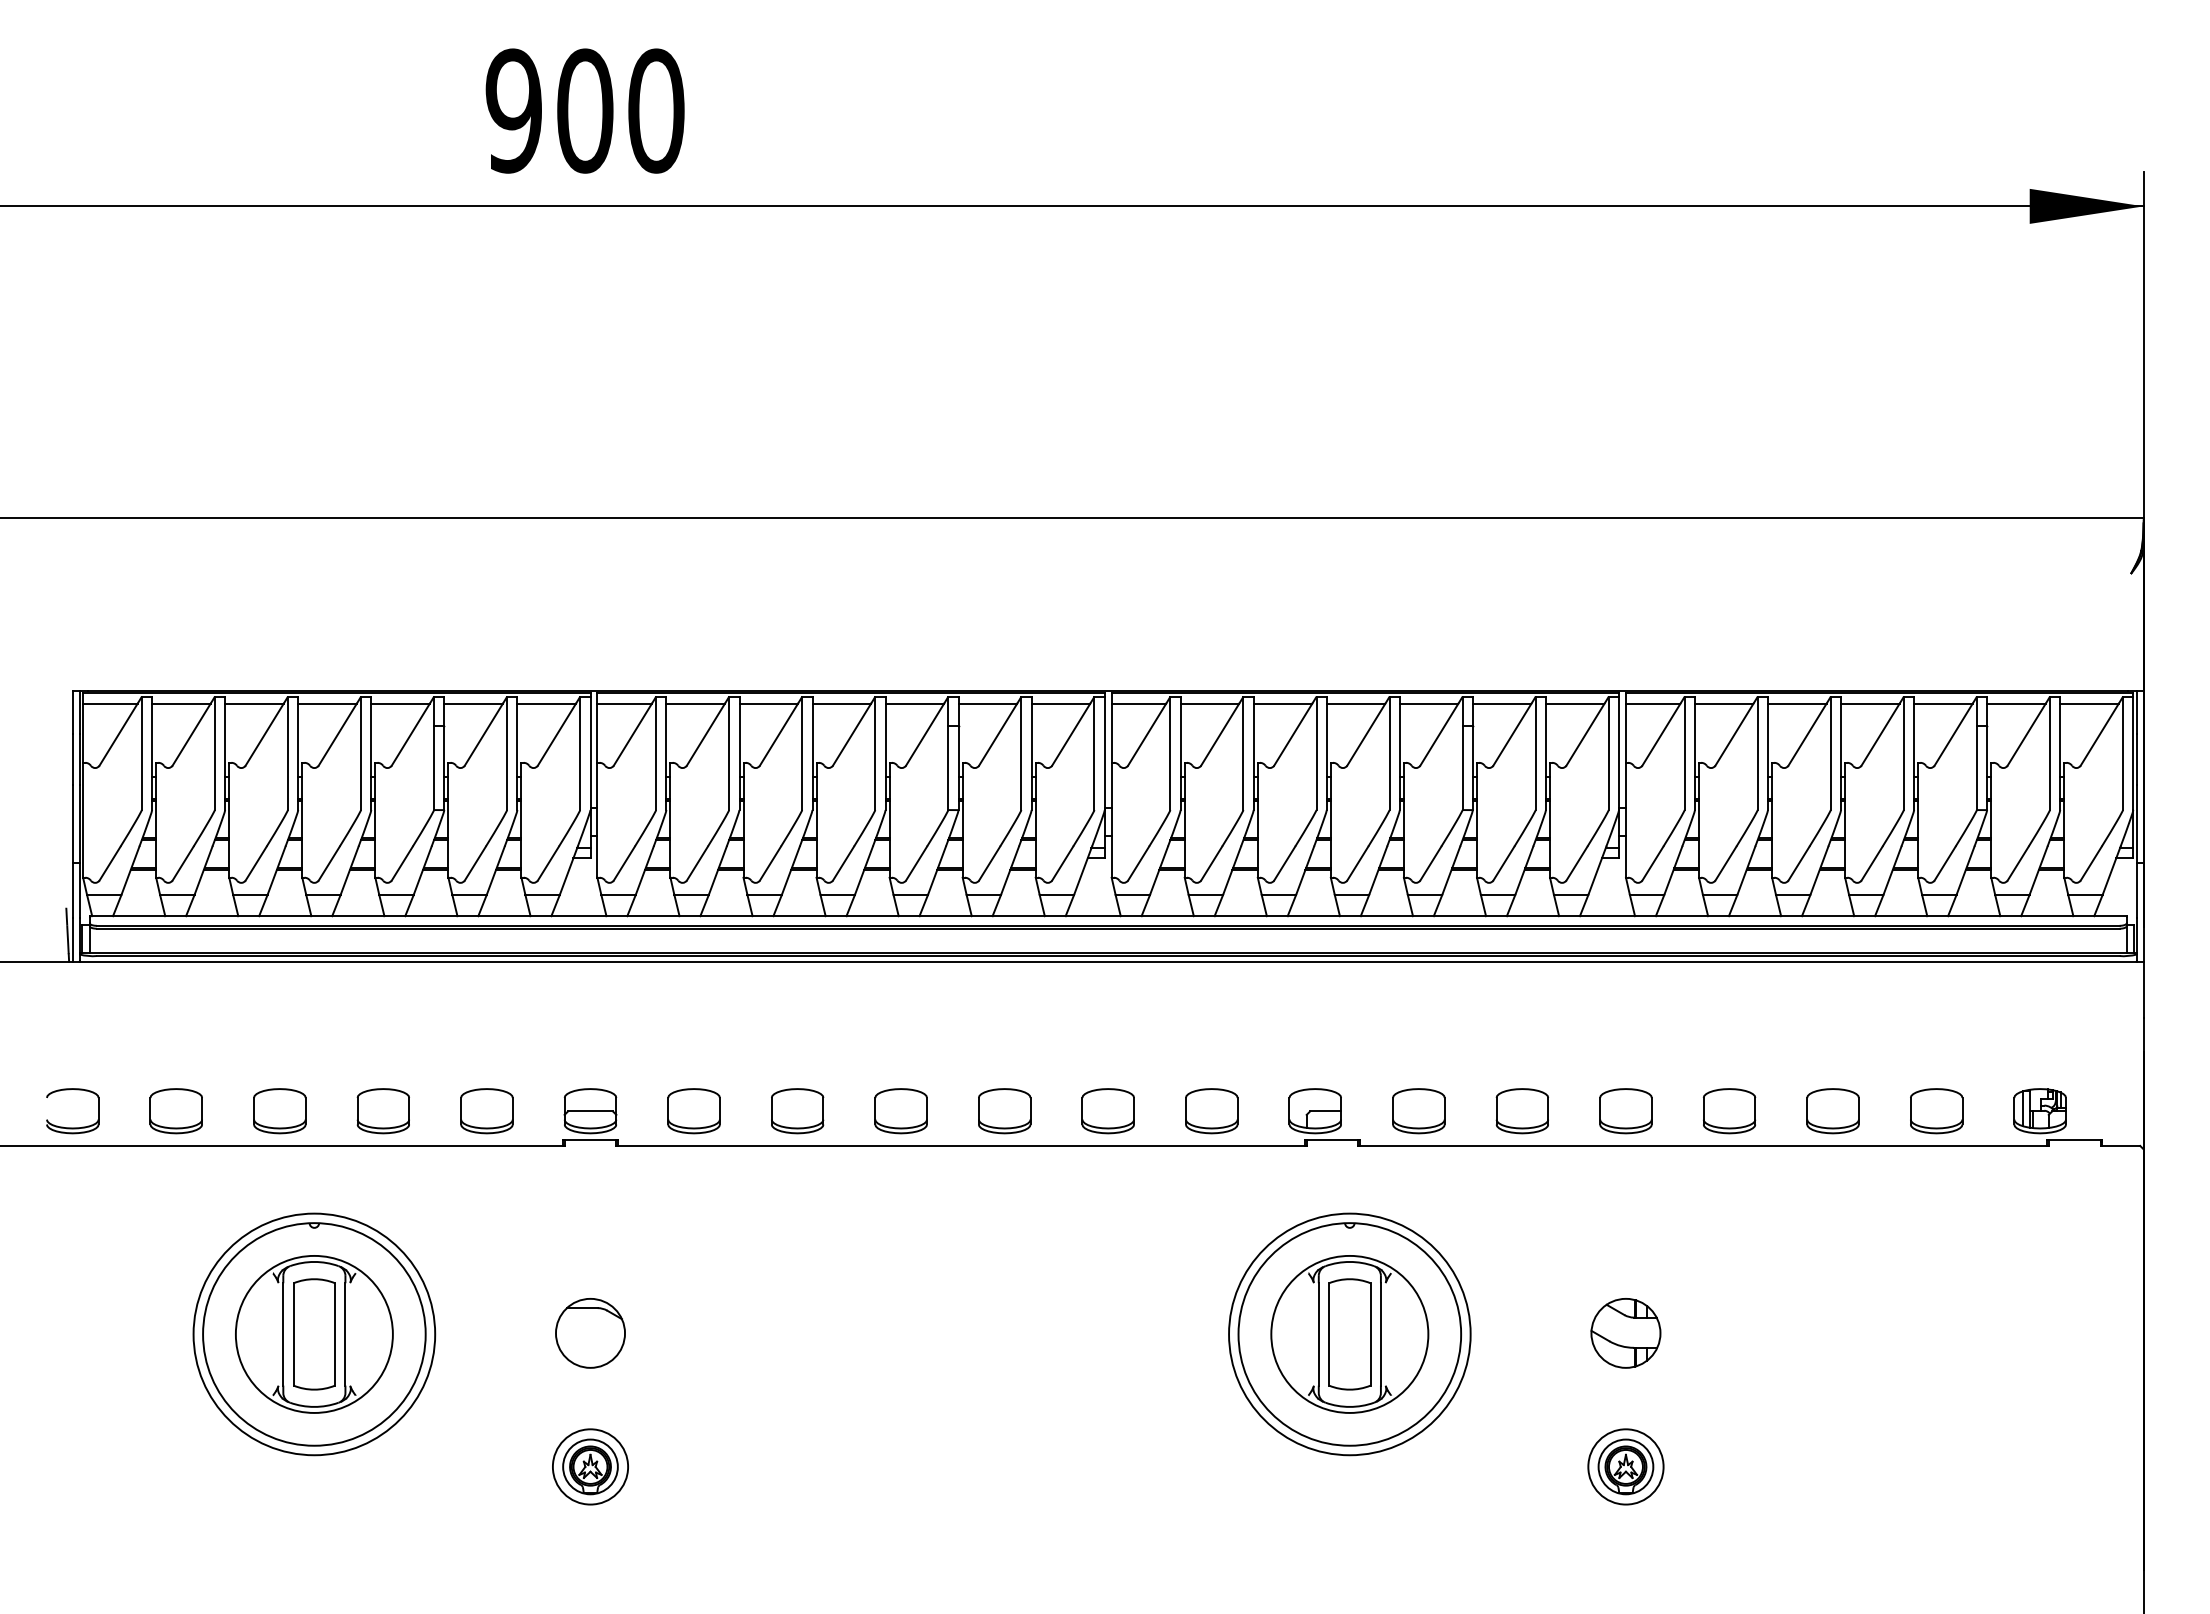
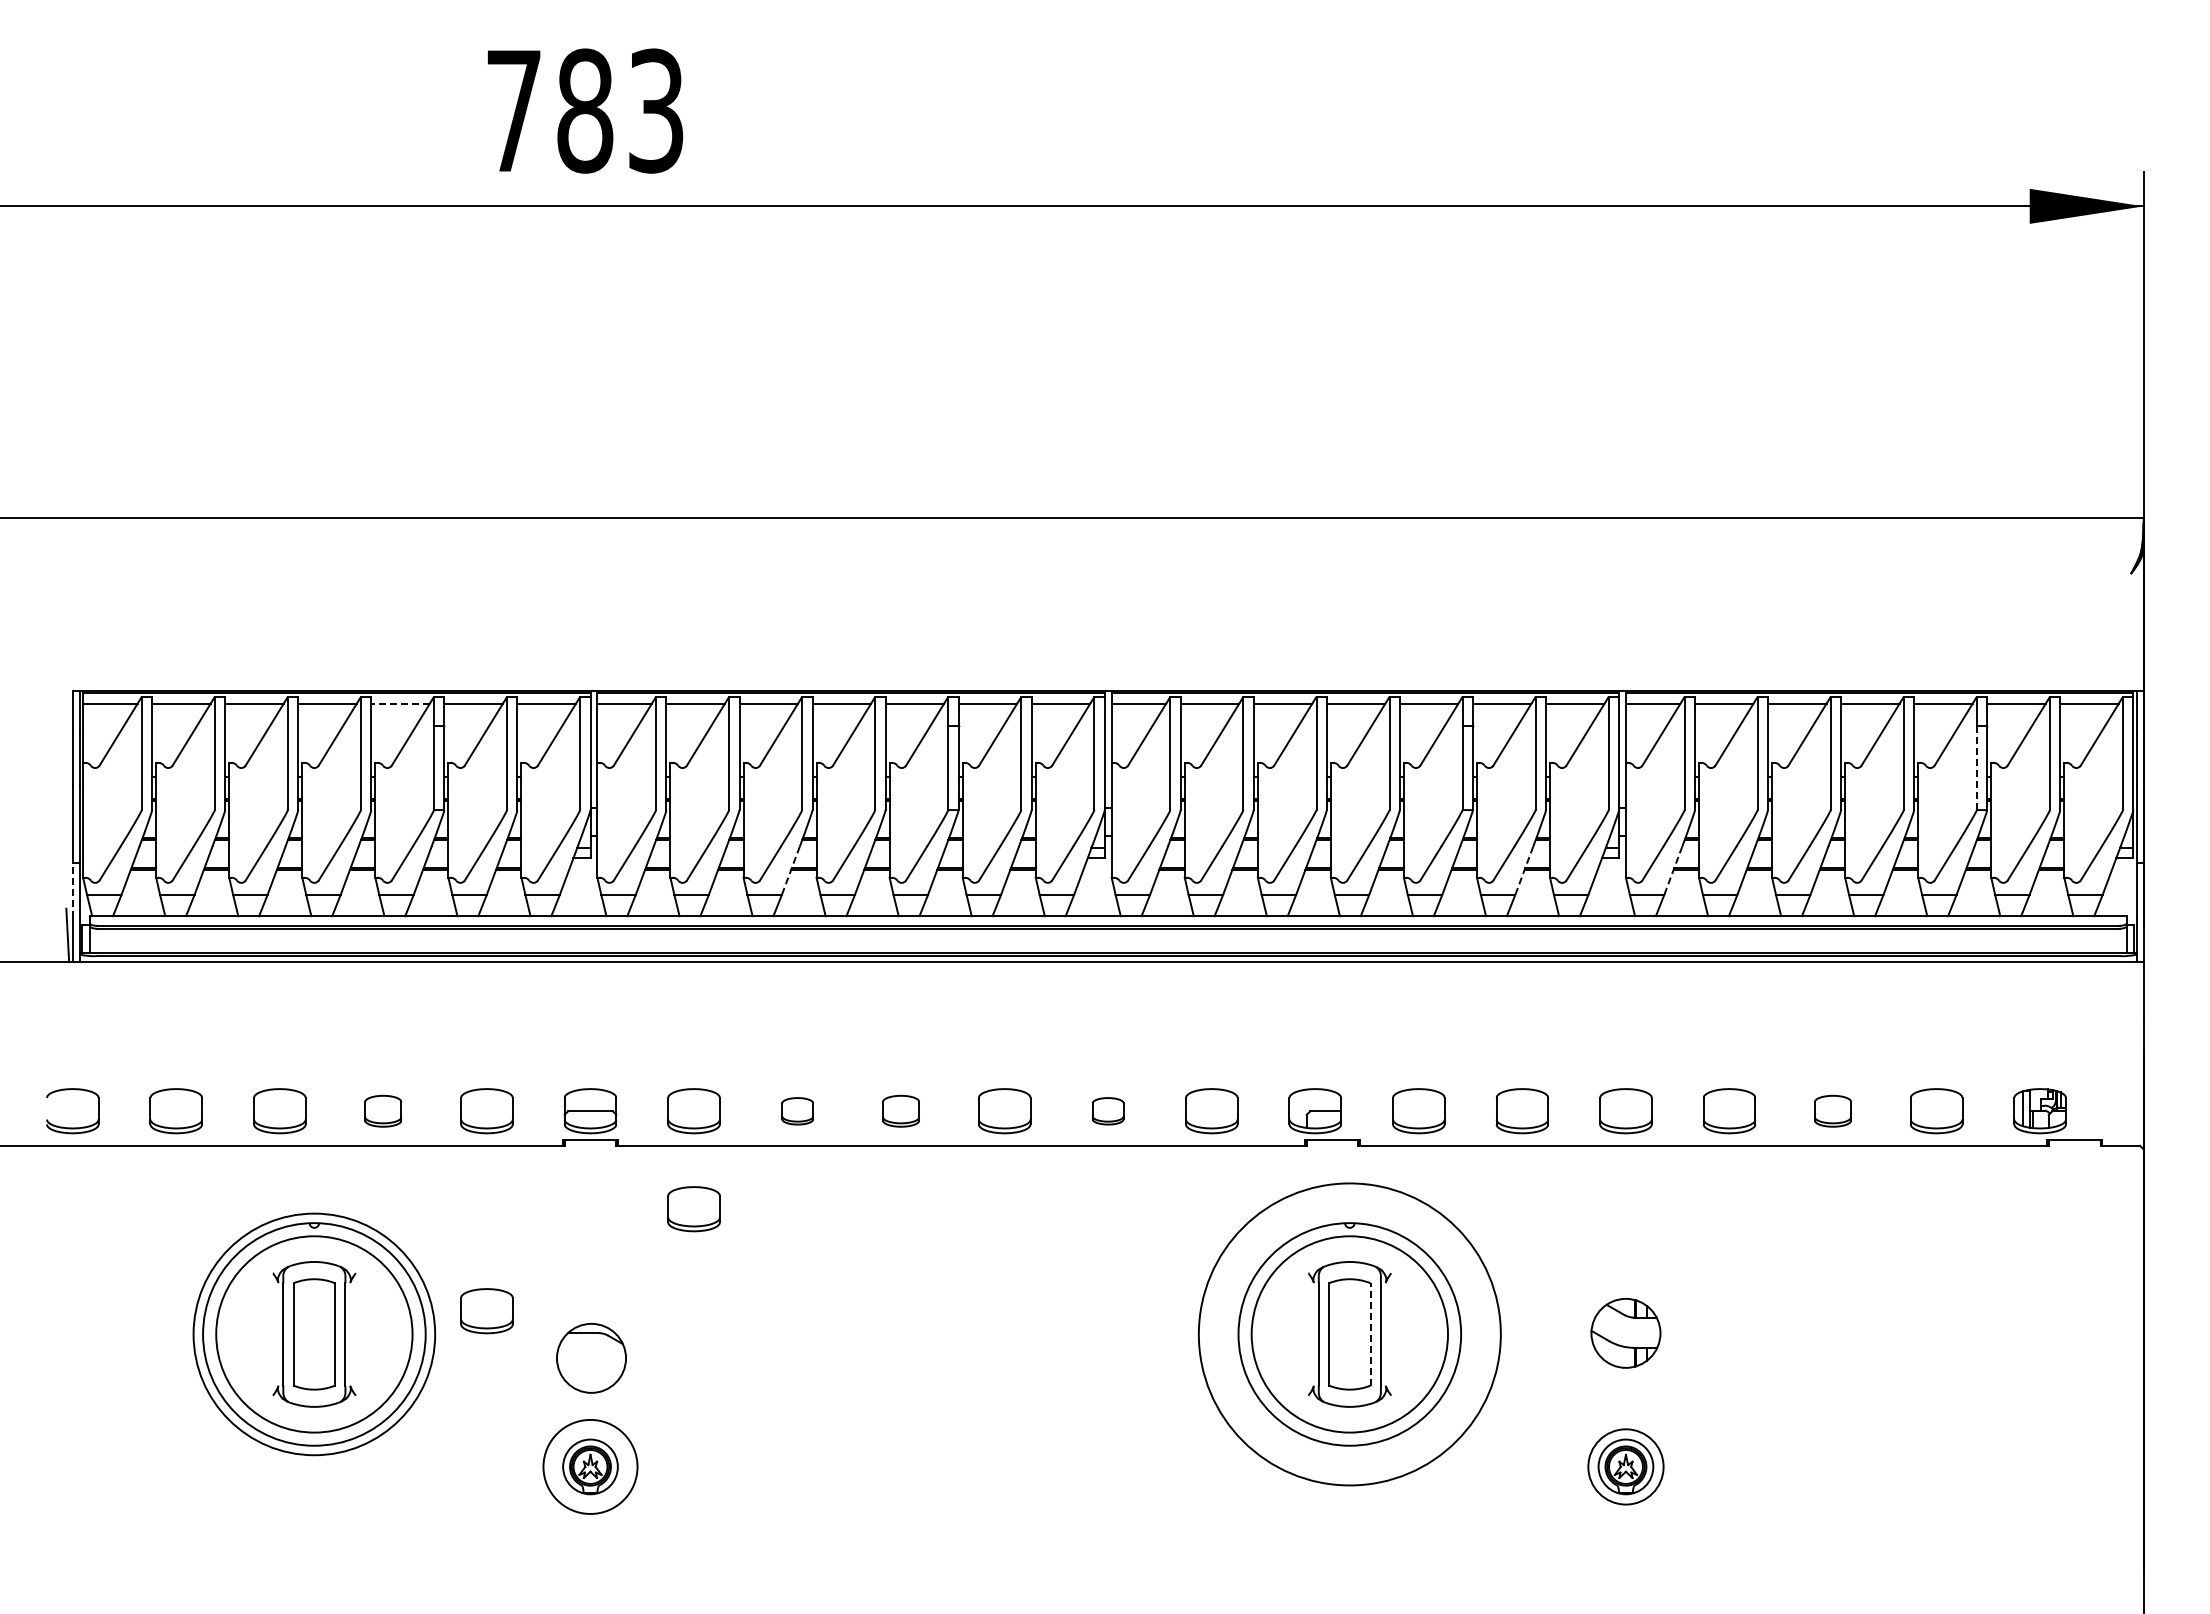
text: 900 -> 783 (584, 110)
line: solid -> dashed (400, 703)
line: solid -> dashed (1976, 768)
line: solid -> dashed (790, 870)
line: solid -> dashed (1524, 870)
line: solid -> dashed (1673, 870)
line: solid -> dashed (72, 890)
part size: 54x47 px -> 39x34 px (383, 1110)
part size: 54x47 px -> 33x29 px (797, 1111)
part size: 54x47 px -> 38x34 px (900, 1110)
part size: 54x47 px -> 33x29 px (1108, 1111)
part size: 54x47 px -> 38x34 px (1832, 1110)
part: none -> present (693, 1209)
part: none -> present (486, 1311)
circle diameter: 157 px -> 196 px (314, 1334)
part position: (590, 1333) -> (591, 1358) (591, 1358)
circle diameter: 157 px -> 196 px (1349, 1334)
line: solid -> dashed (1370, 1333)
circle diameter: 242 px -> 302 px (1349, 1334)
circle diameter: 75 px -> 94 px (590, 1466)
